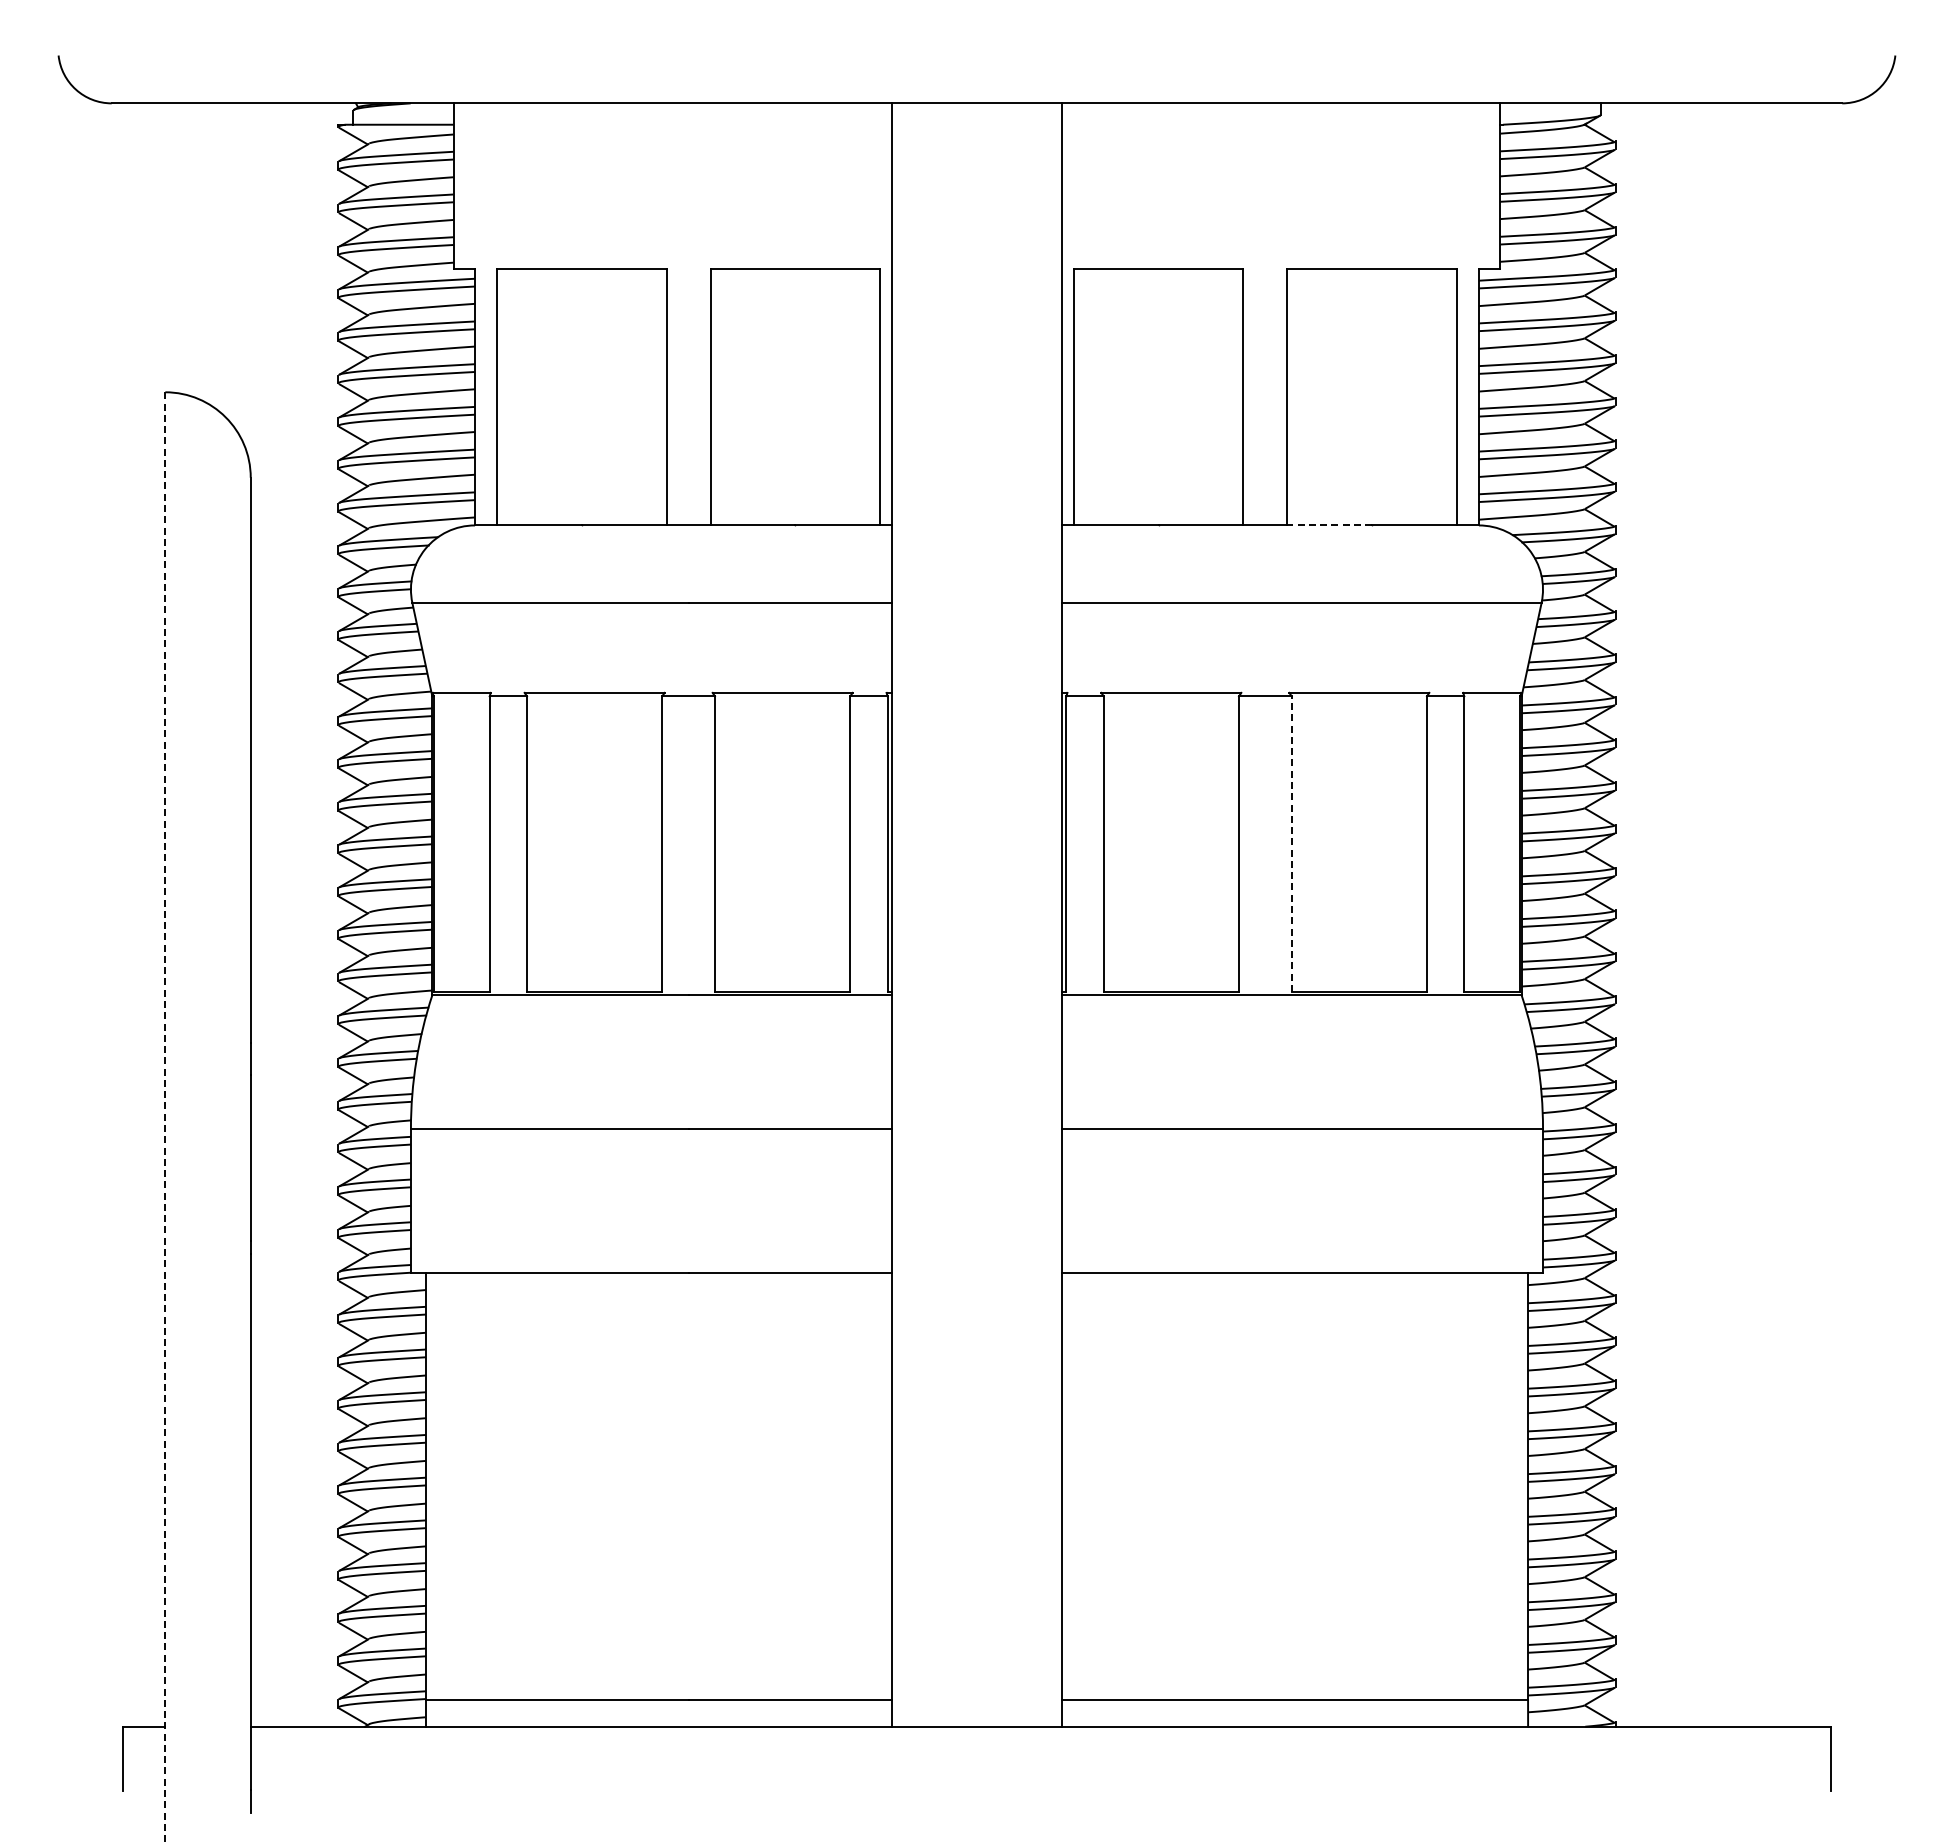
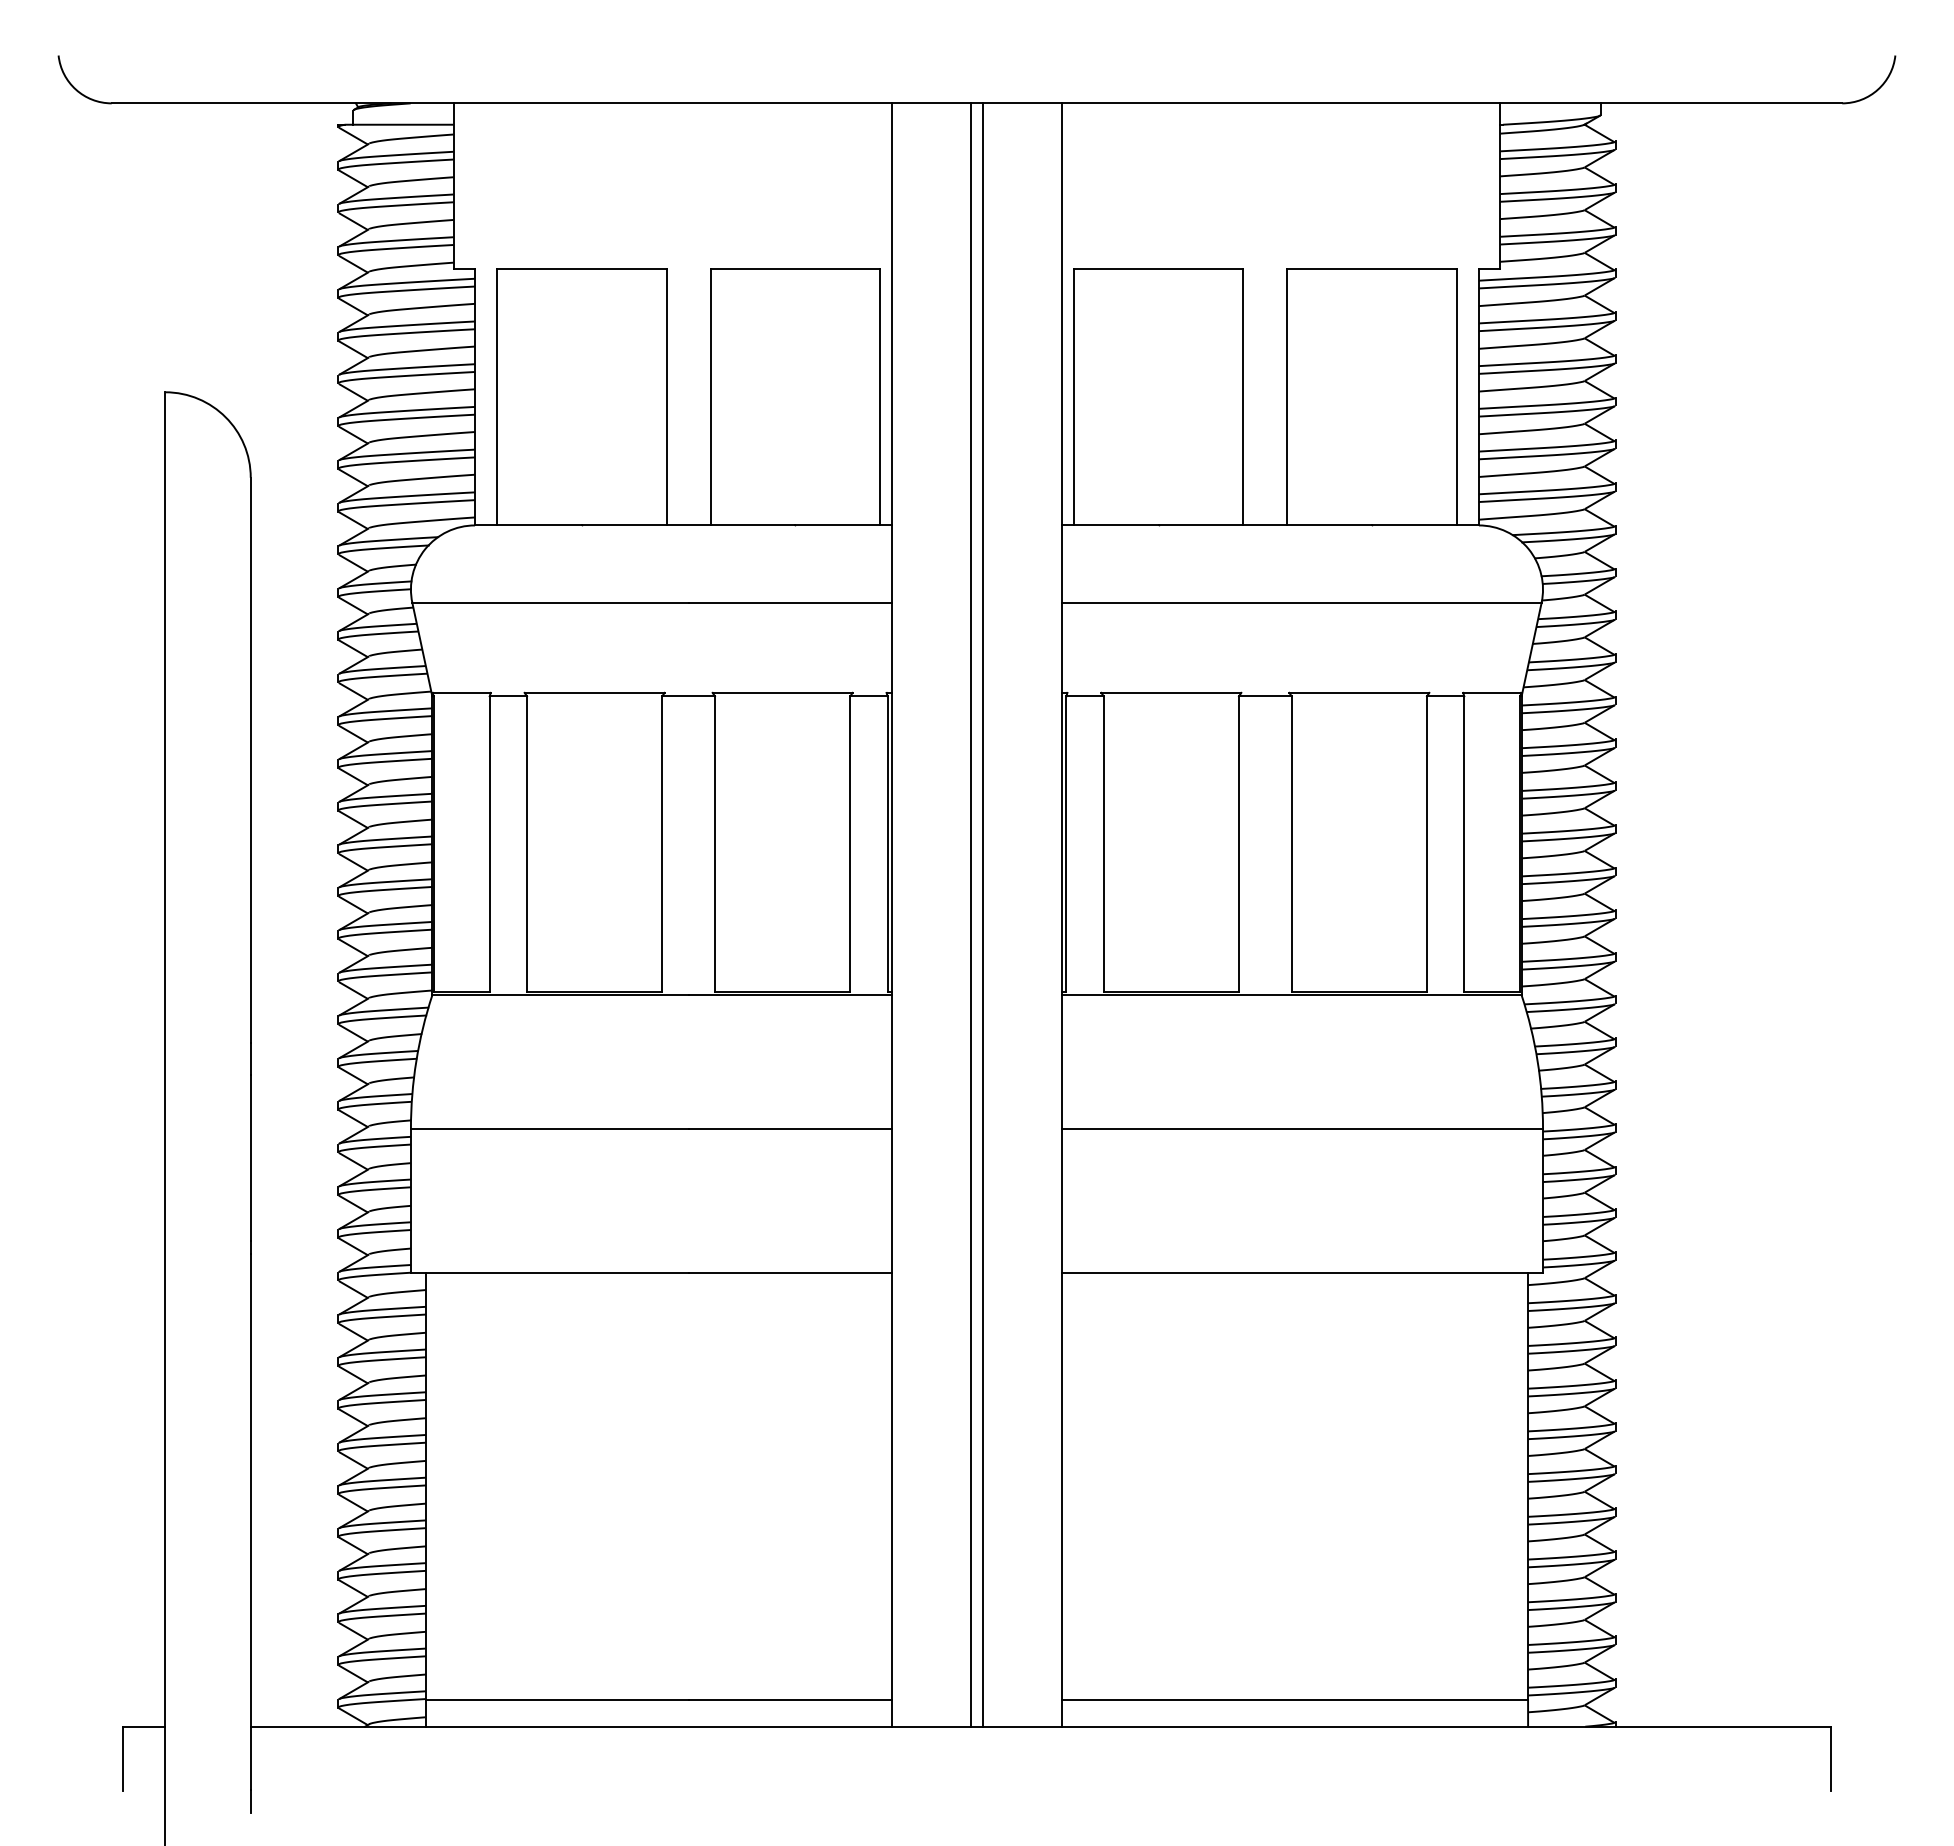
line: dashed -> solid (1329, 525)
line: dashed -> solid (1291, 844)
line: none -> present (971, 914)
line: none -> present (982, 914)
line: dashed -> solid (165, 1119)
